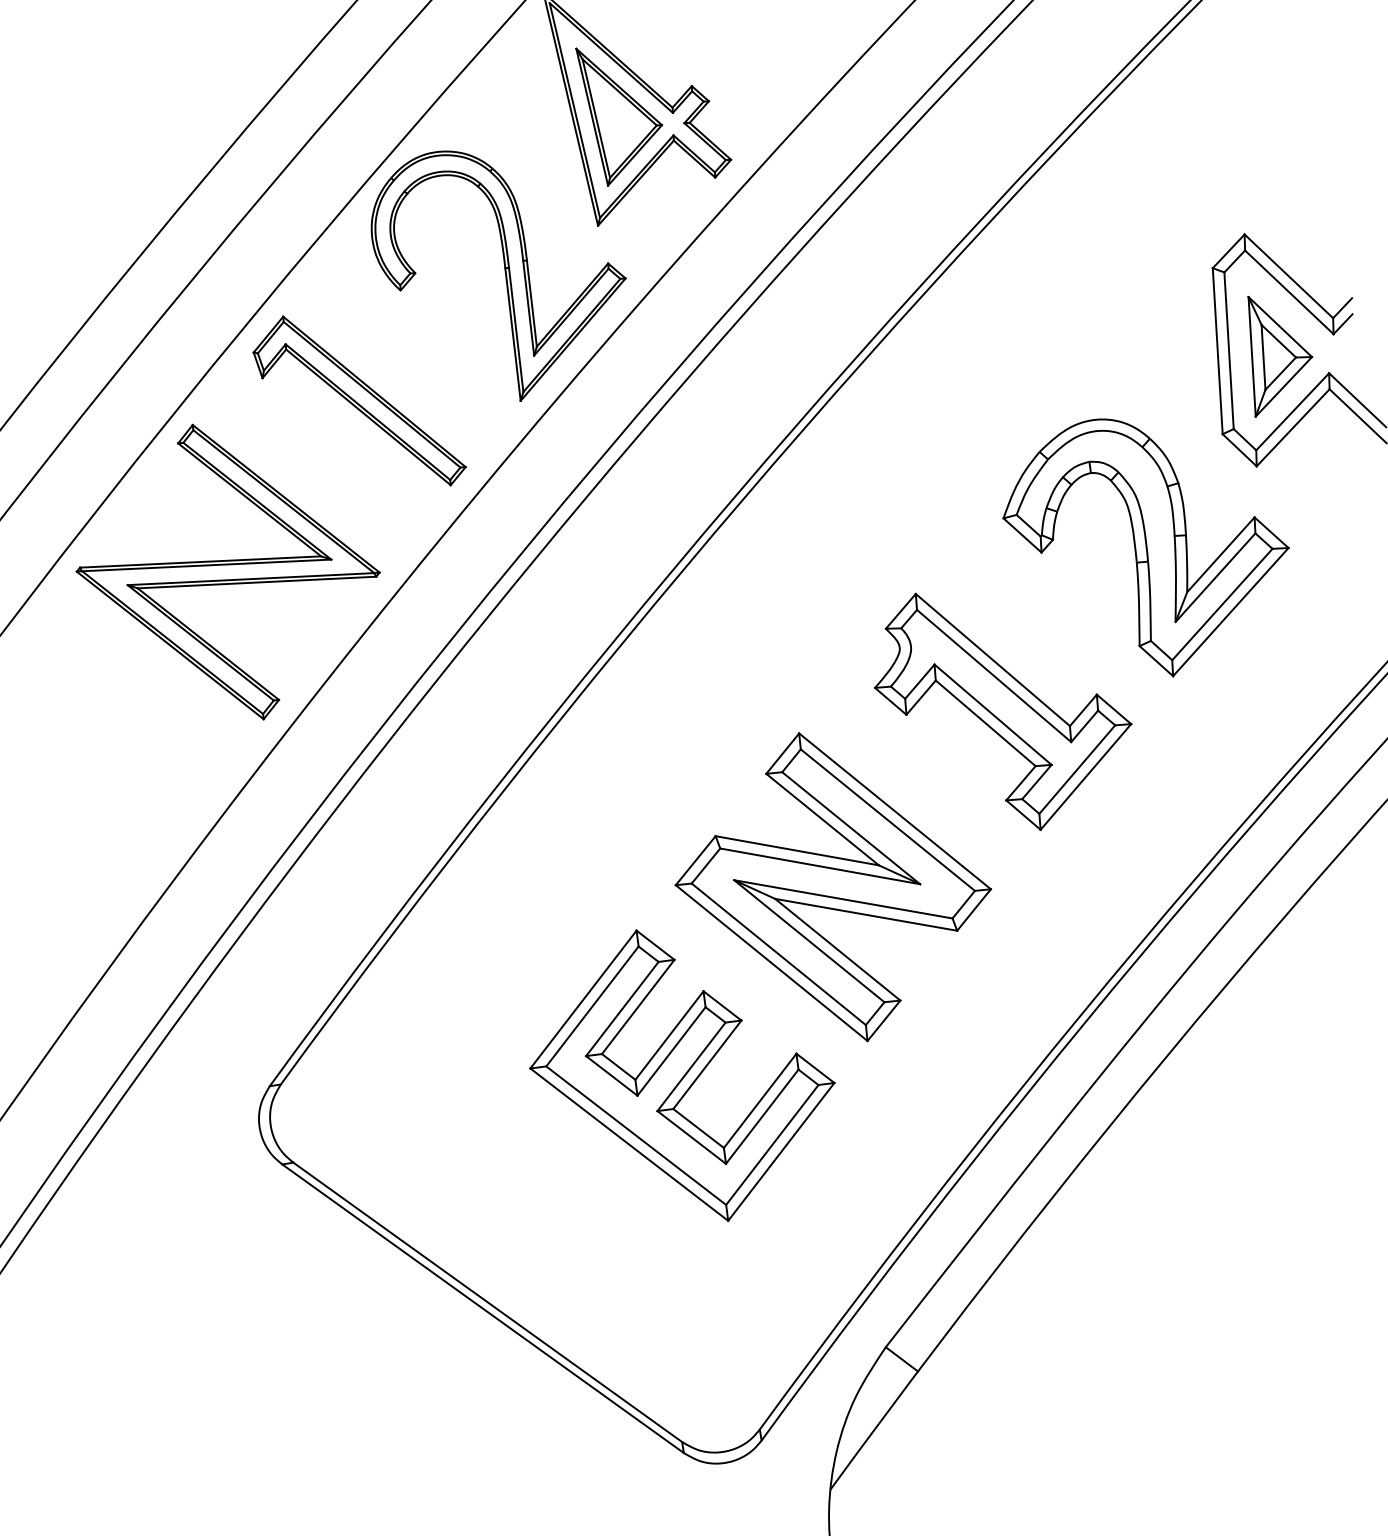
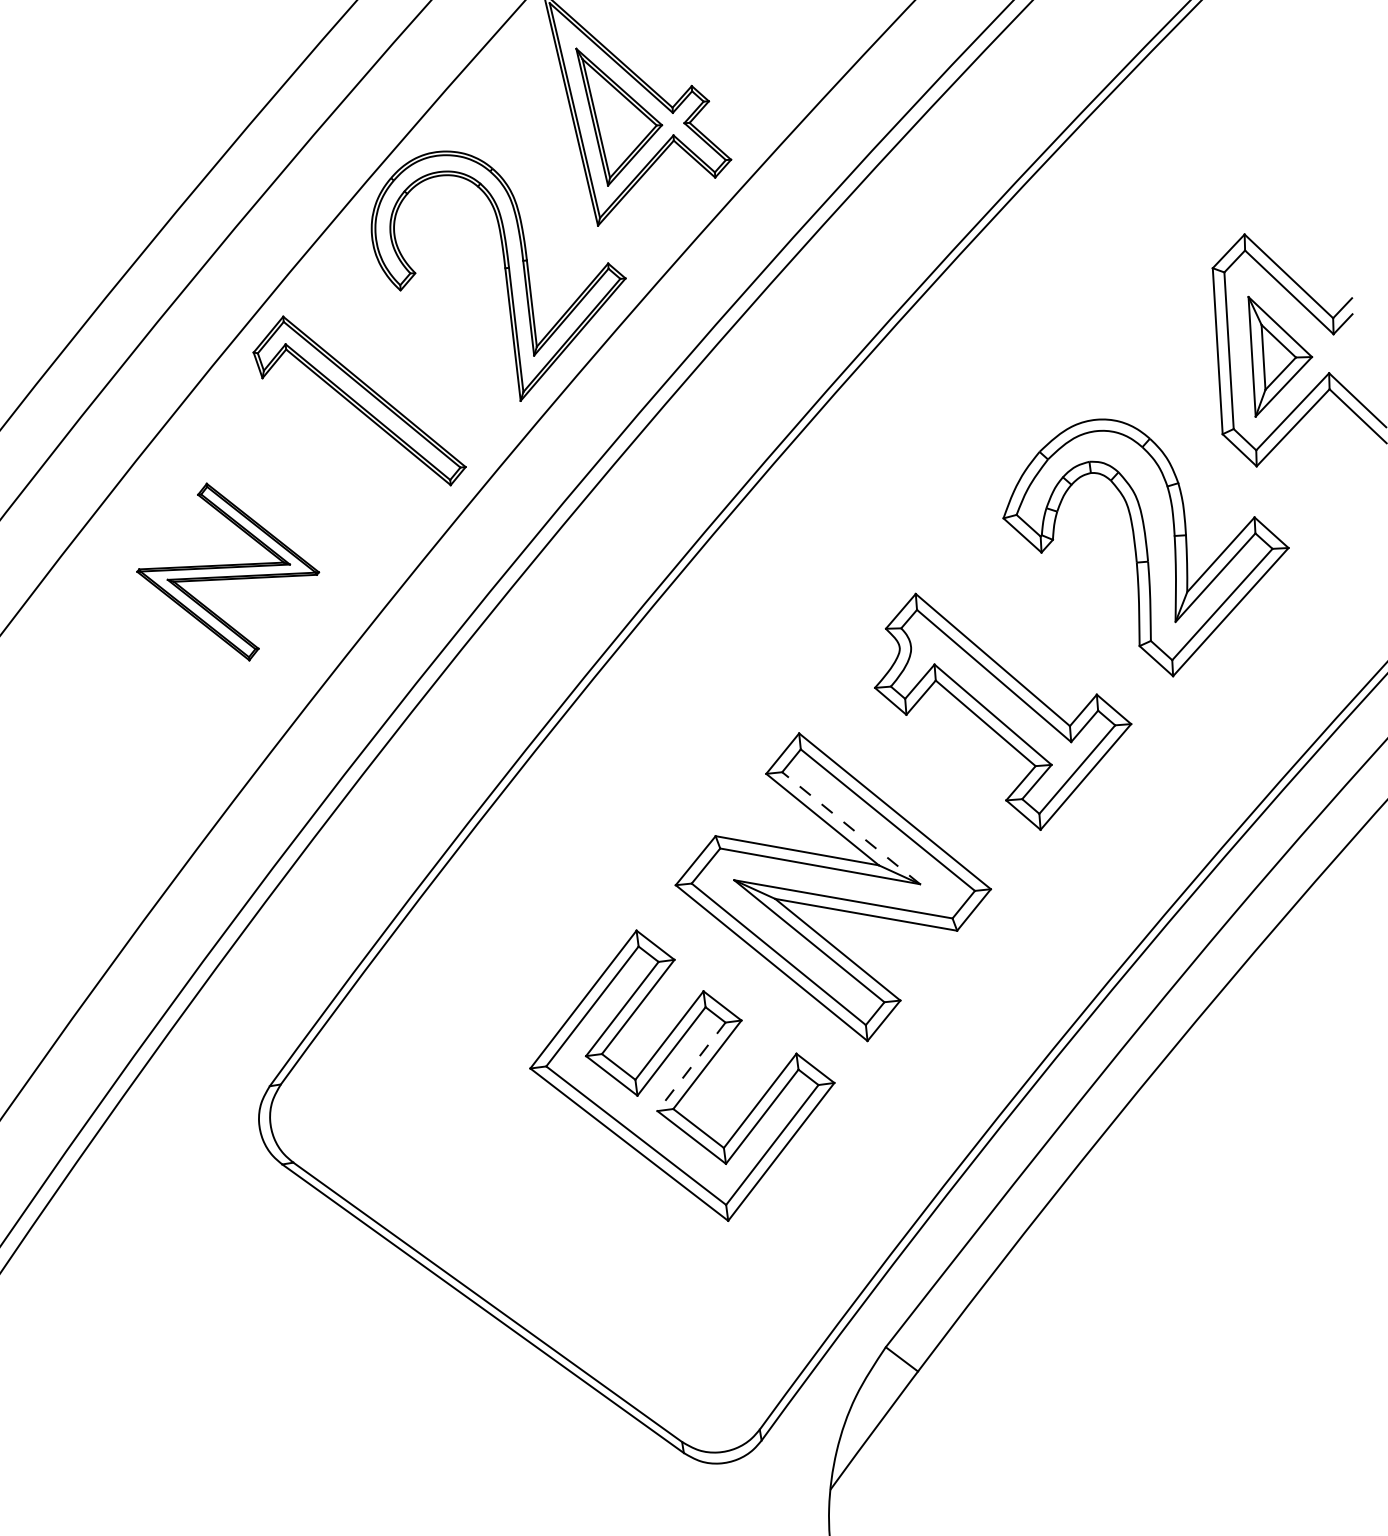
part size: 306x298 px -> 185x180 px (228, 571)
line: solid -> dashed (851, 828)
line: solid -> dashed (691, 1066)
